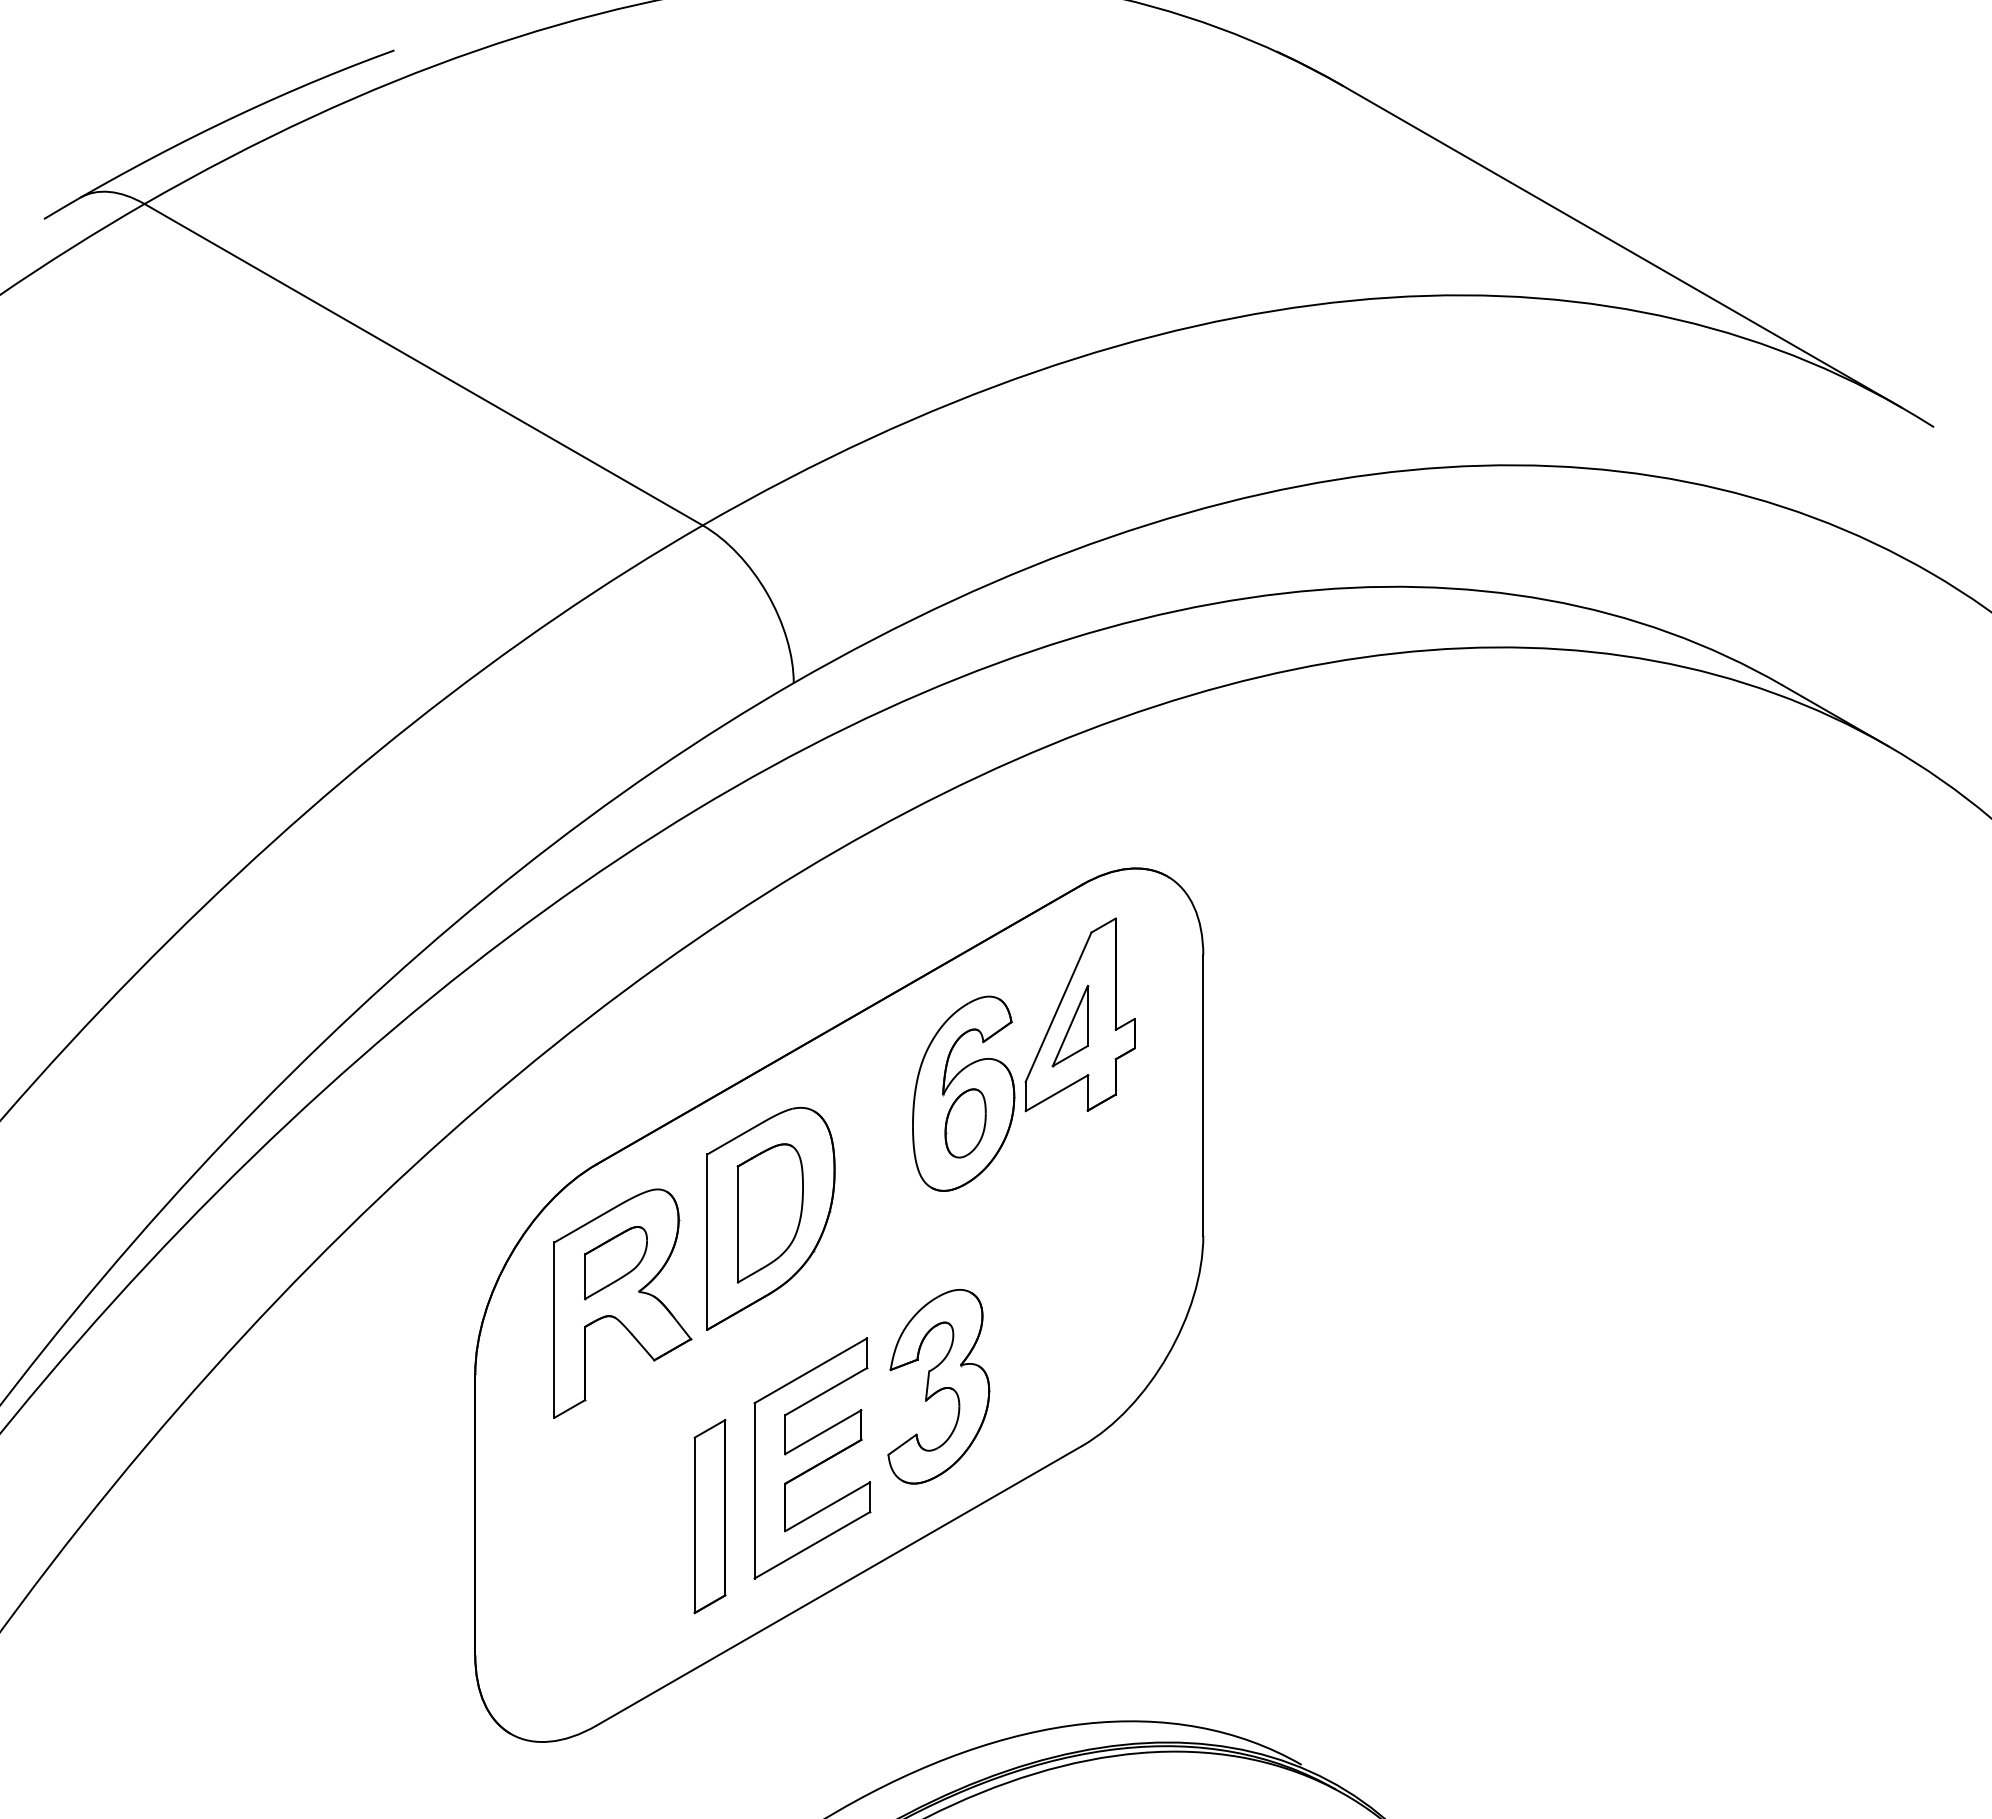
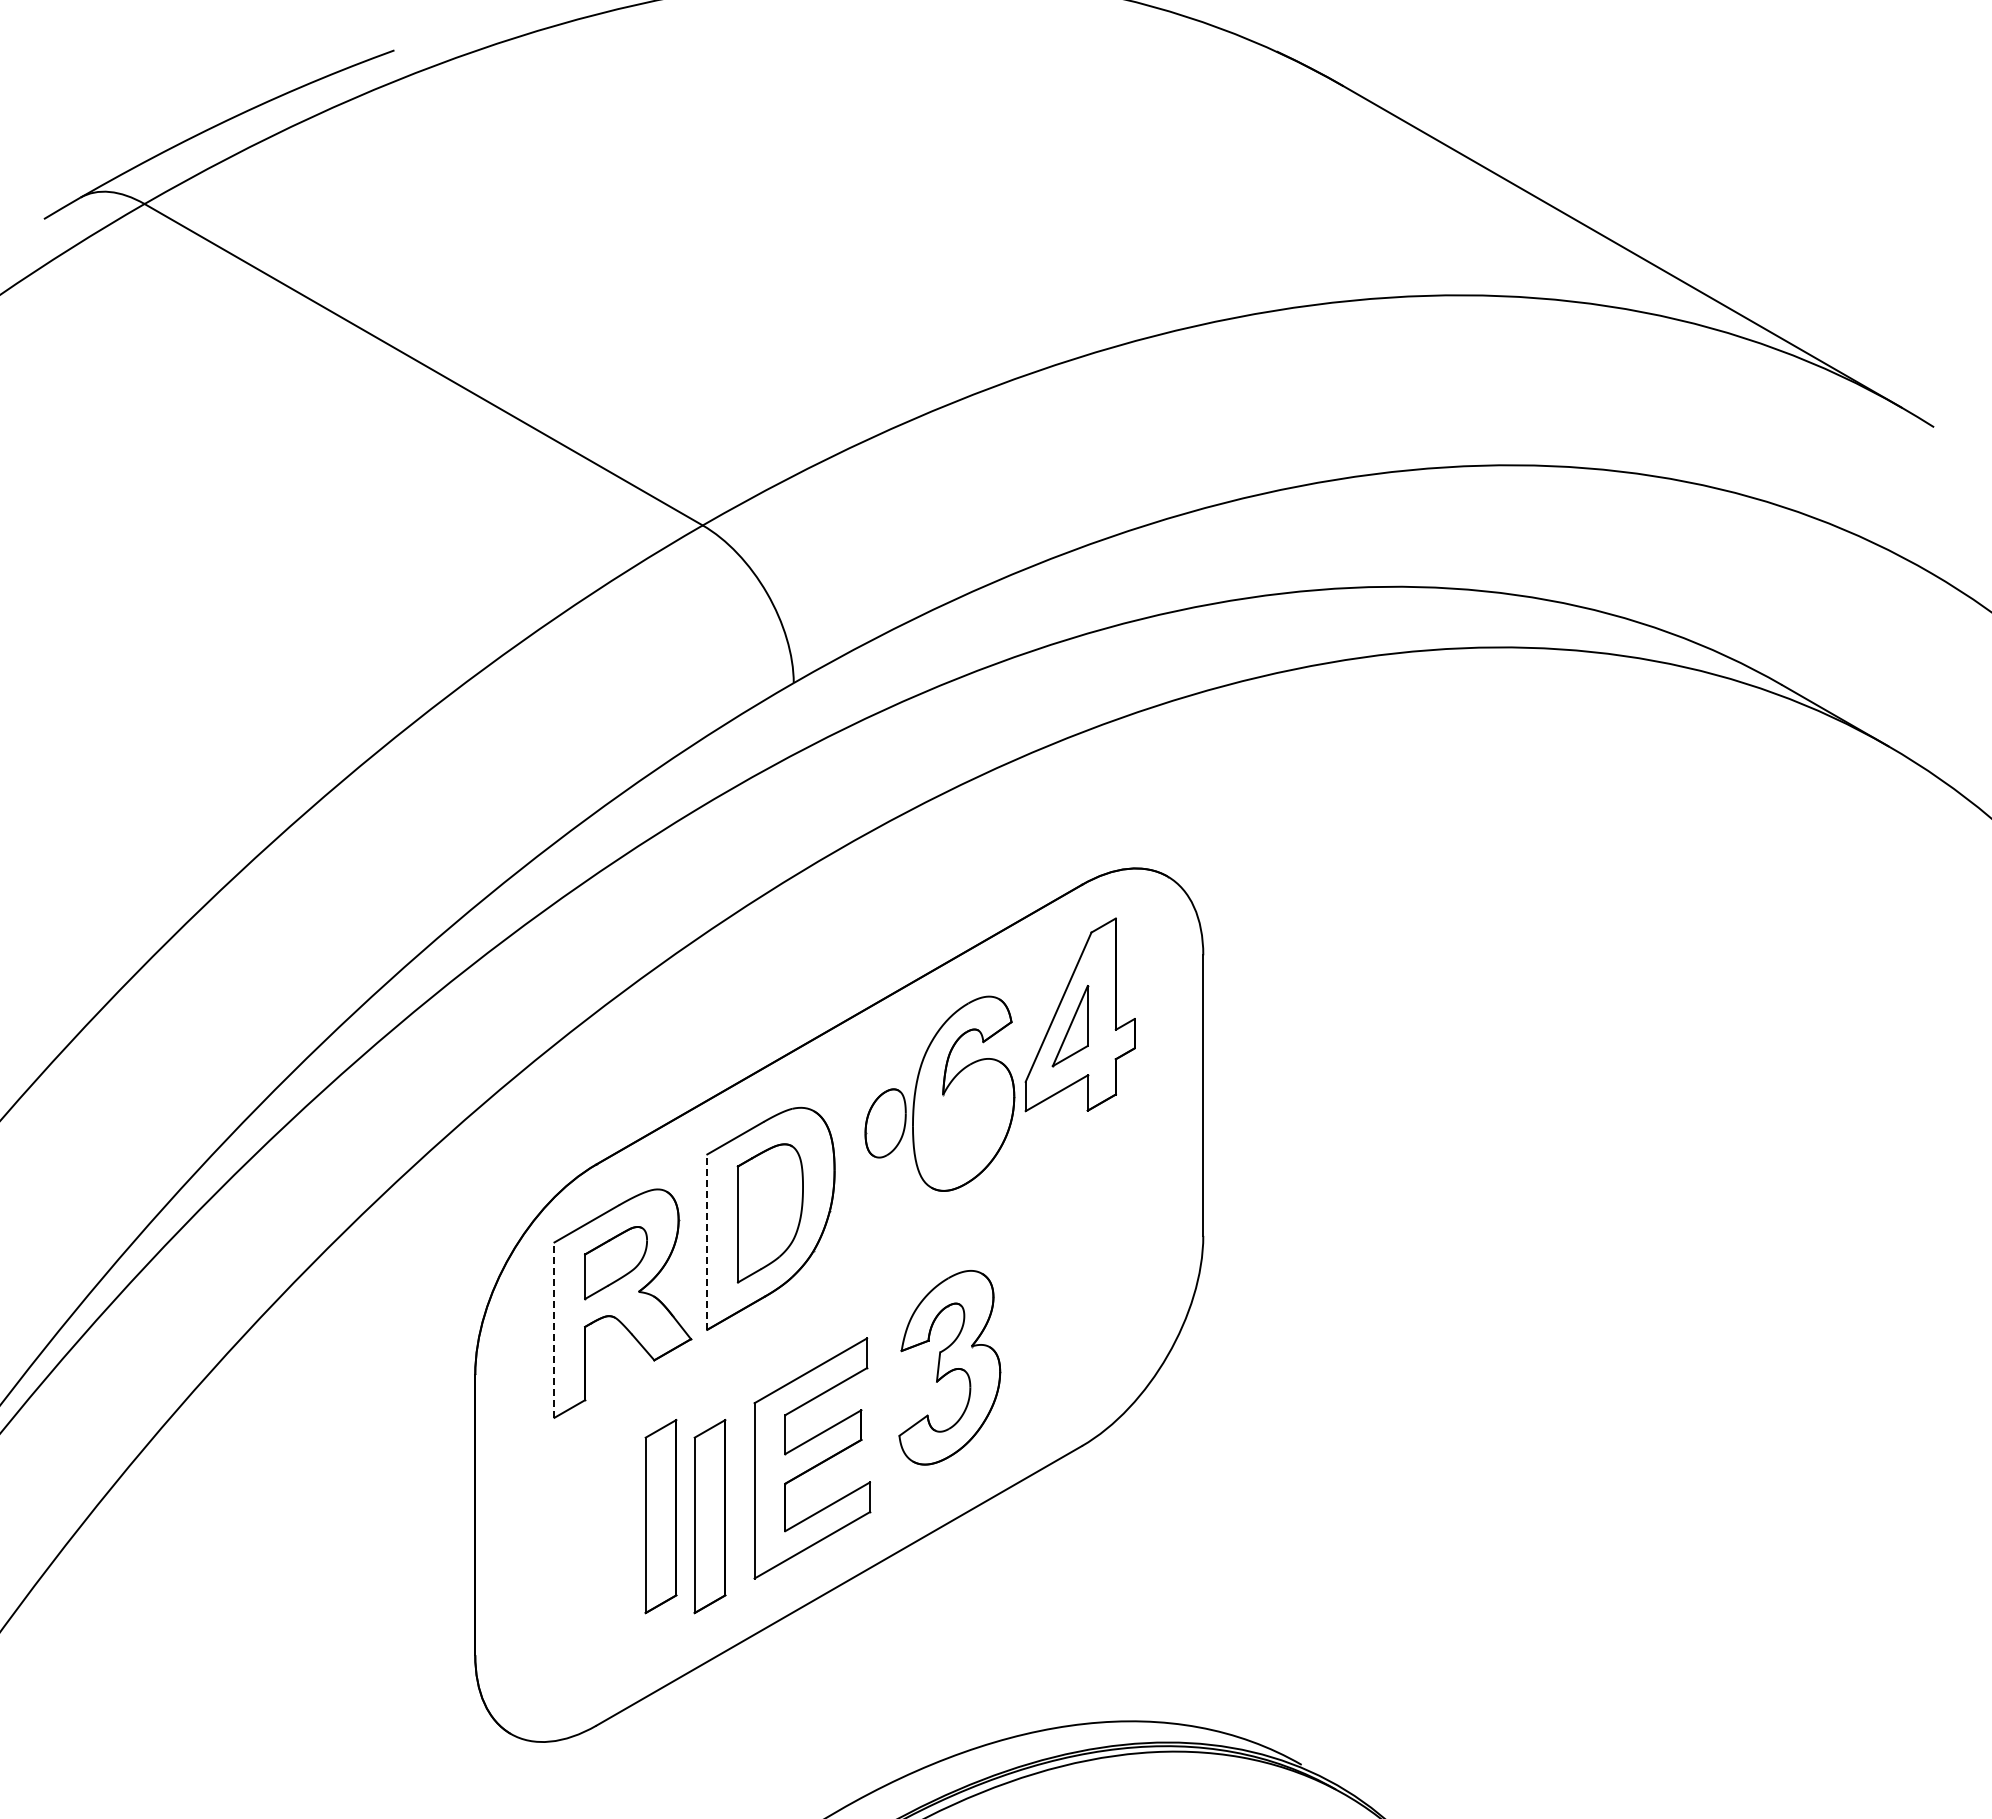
part position: (965, 1123) -> (885, 1123) (885, 1123)
line: solid -> dashed (707, 1242)
line: solid -> dashed (554, 1330)
part position: (938, 1386) -> (949, 1367) (949, 1367)
part: none -> present (660, 1516)
